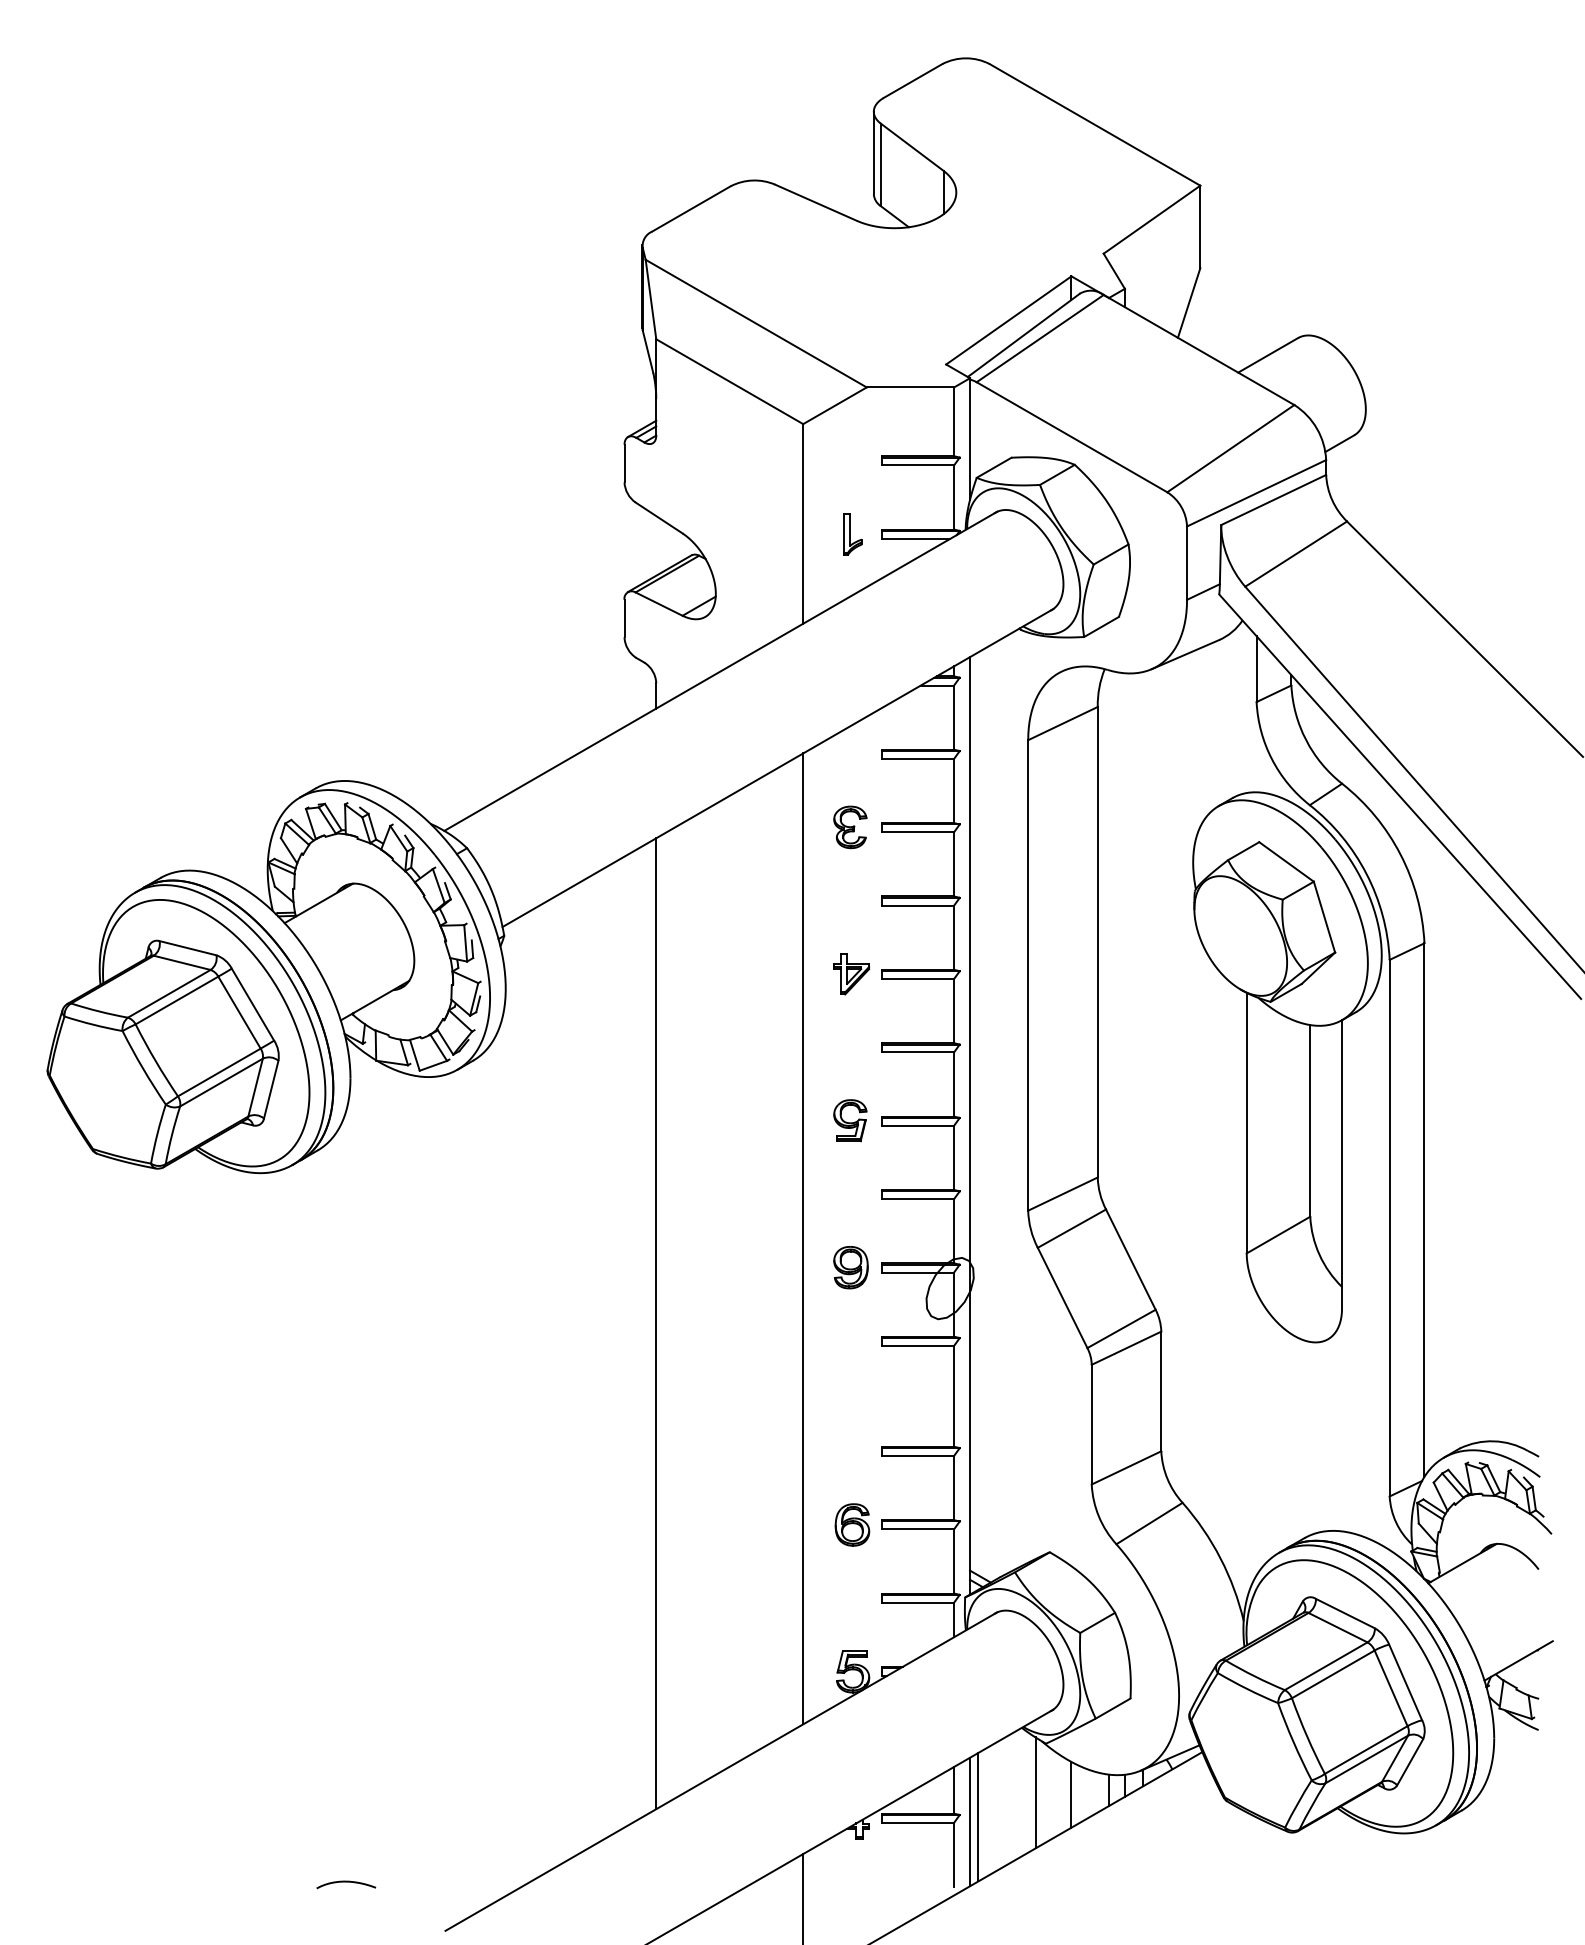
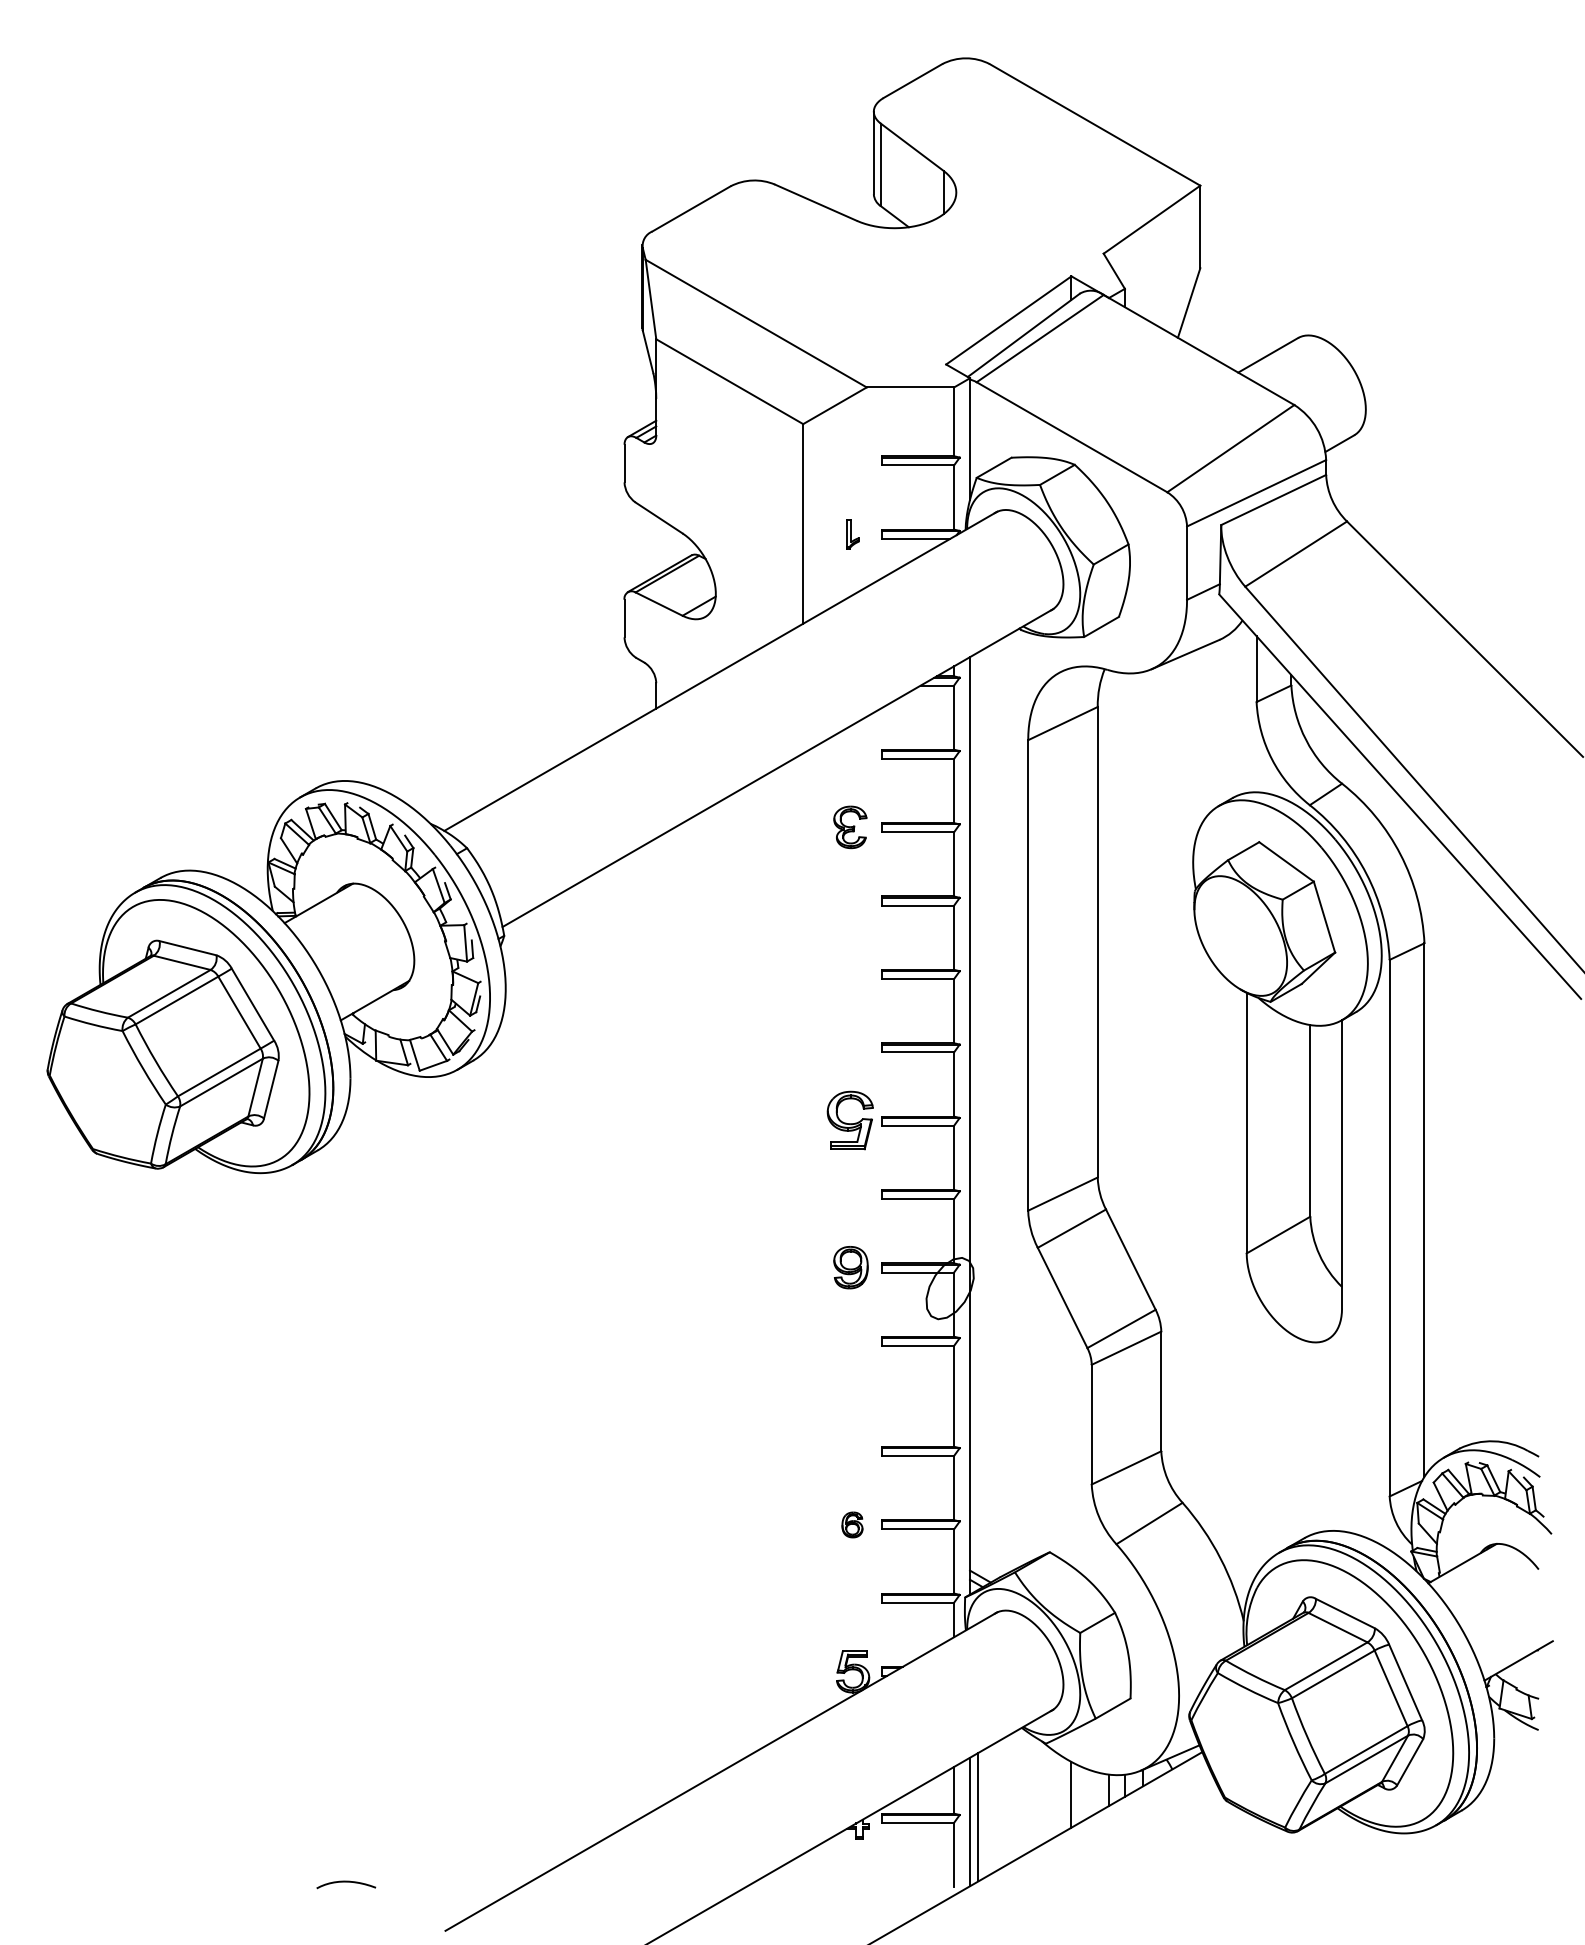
part size: 20x43 px -> 14x31 px (852, 534)
part: present -> none (851, 974)
part size: 35x44 px -> 48x61 px (849, 1120)
line: present -> none (803, 1238)
line: present -> none (656, 1323)
part size: 37x44 px -> 23x28 px (852, 1524)
line: present -> none (1035, 1792)
line: present -> none (803, 1897)
